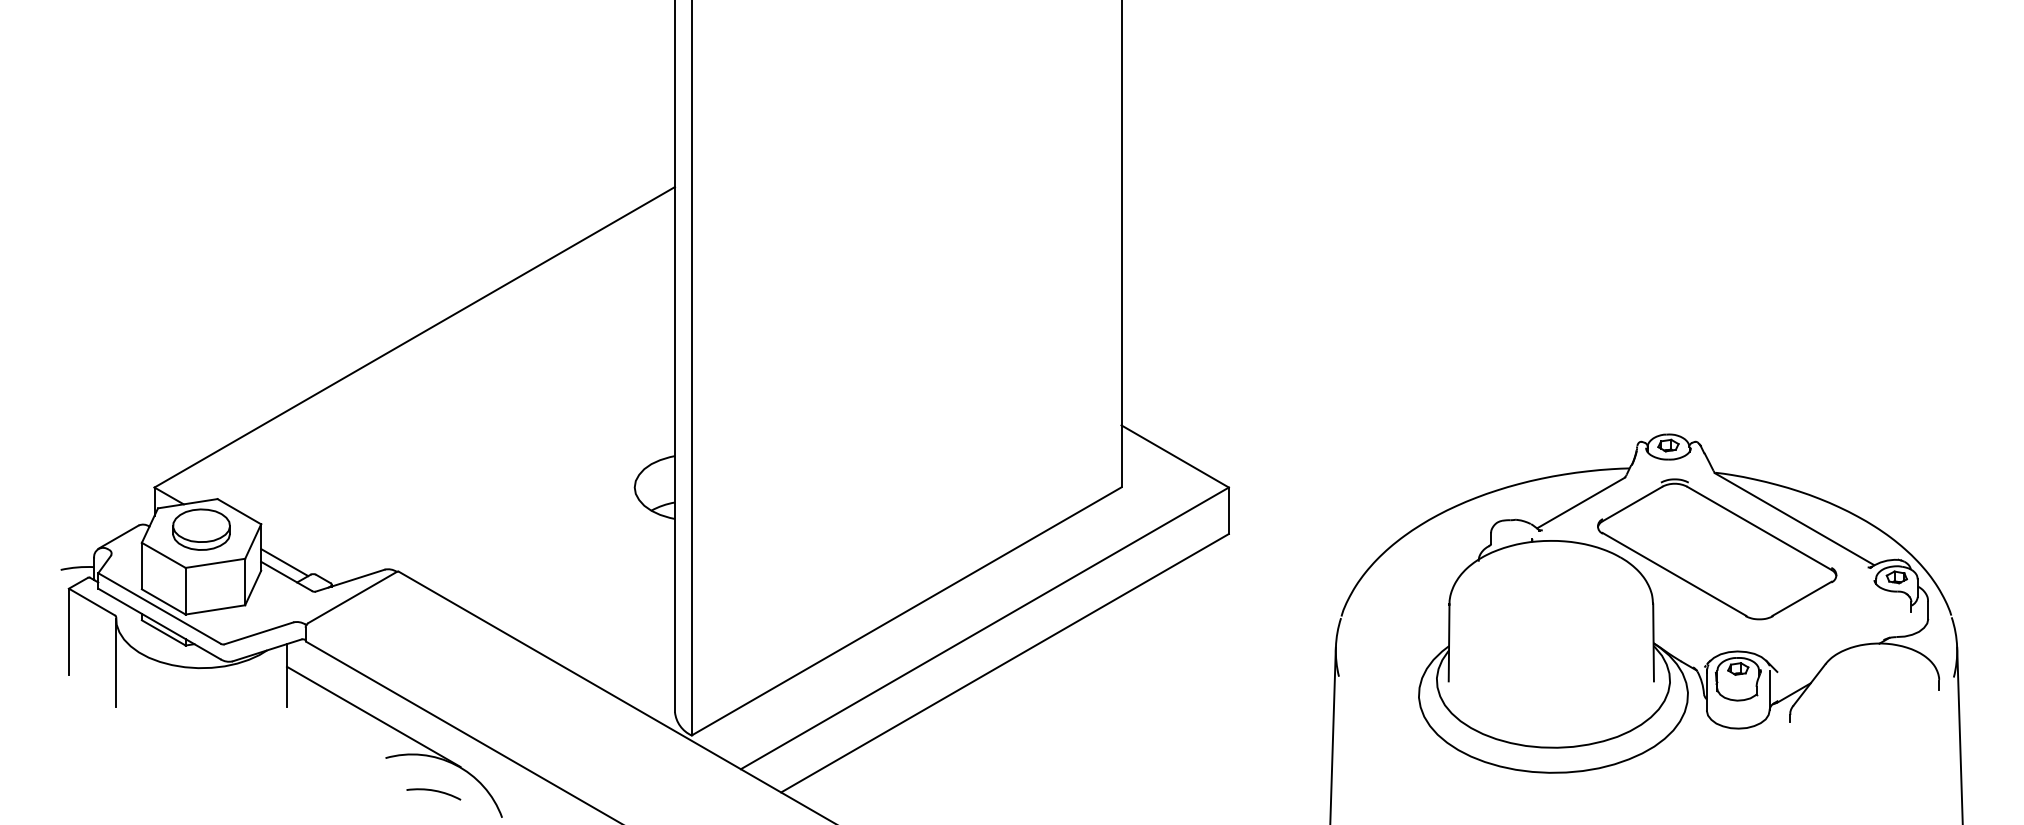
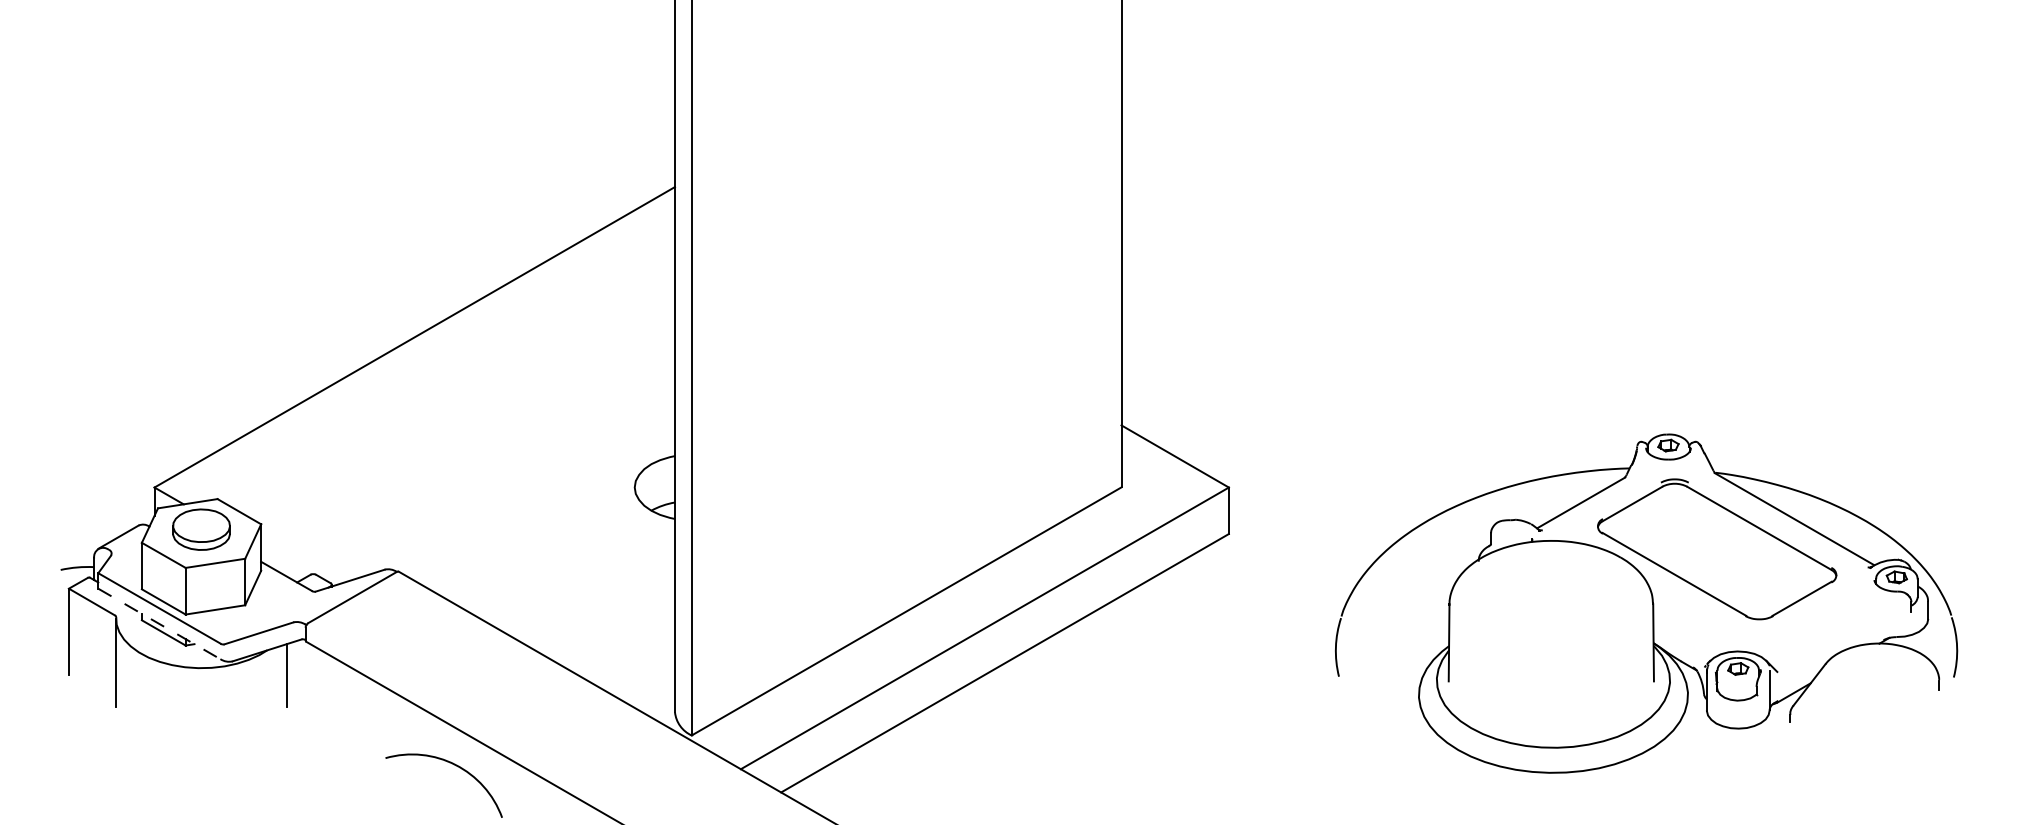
line: present -> none (284, 562)
line: solid -> dashed (159, 623)
line: present -> none (373, 716)
line: present -> none (1332, 734)
line: present -> none (1959, 734)
arc: present -> none (433, 791)
